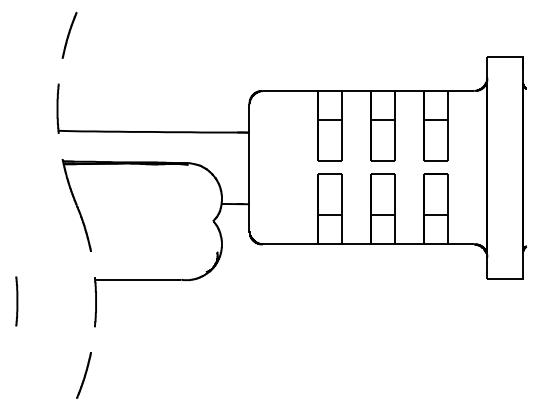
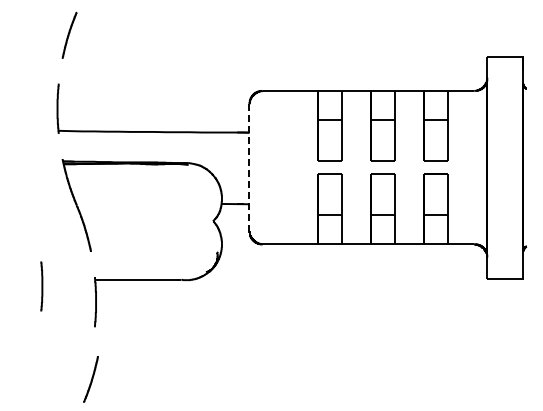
line: solid -> dashed (249, 167)
line position: (16, 301) -> (41, 286) (41, 286)
curve position: (84, 375) -> (91, 379) (91, 379)
